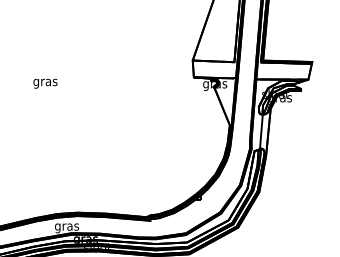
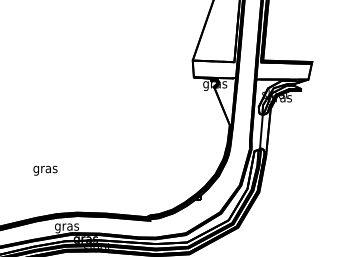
text position: (45, 83) -> (45, 170) (45, 170)
